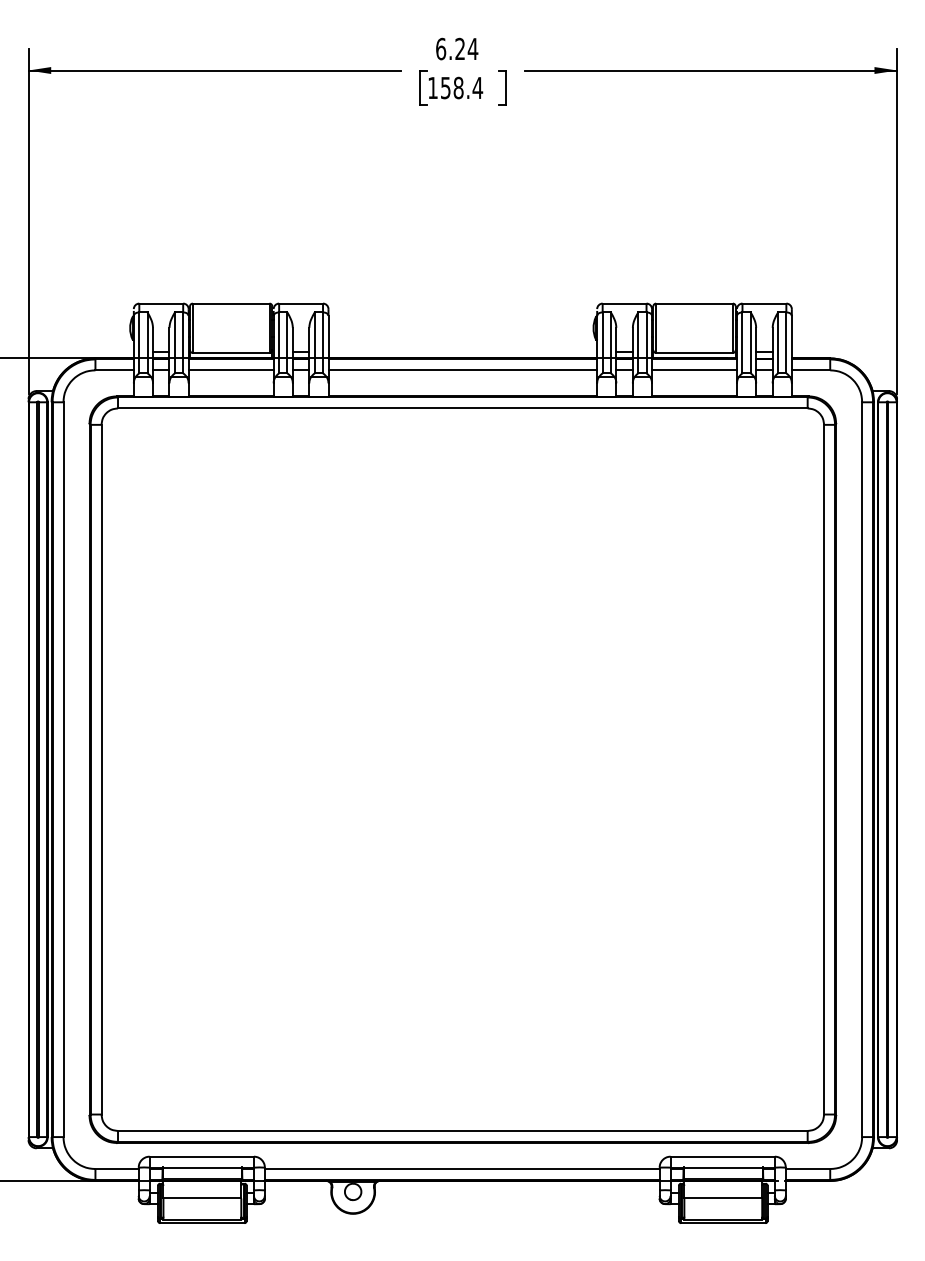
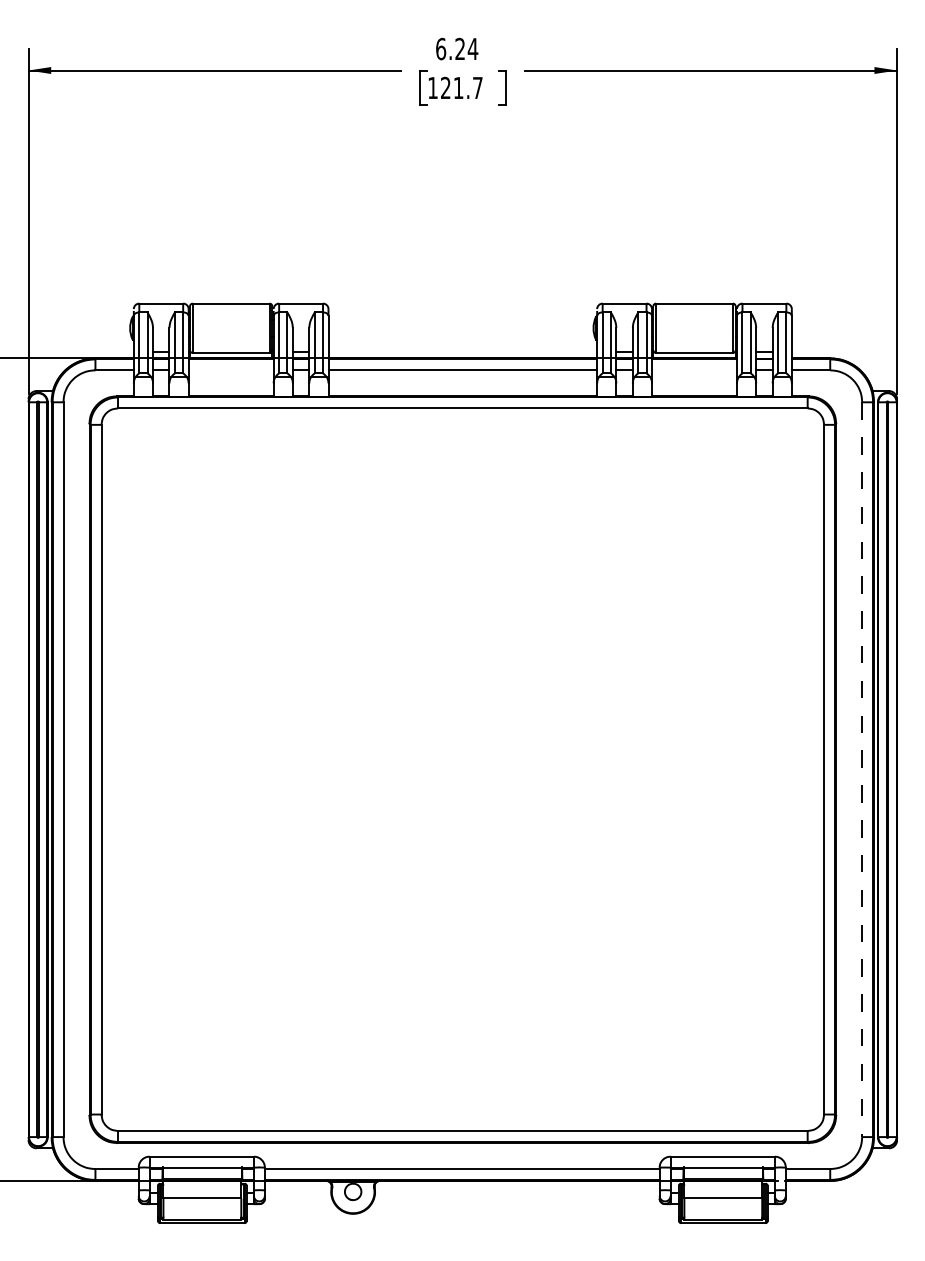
text: 158.4 -> 121.7 (462, 87)
line: present -> none (230, 370)
line: present -> none (694, 370)
line: solid -> dashed (862, 770)
